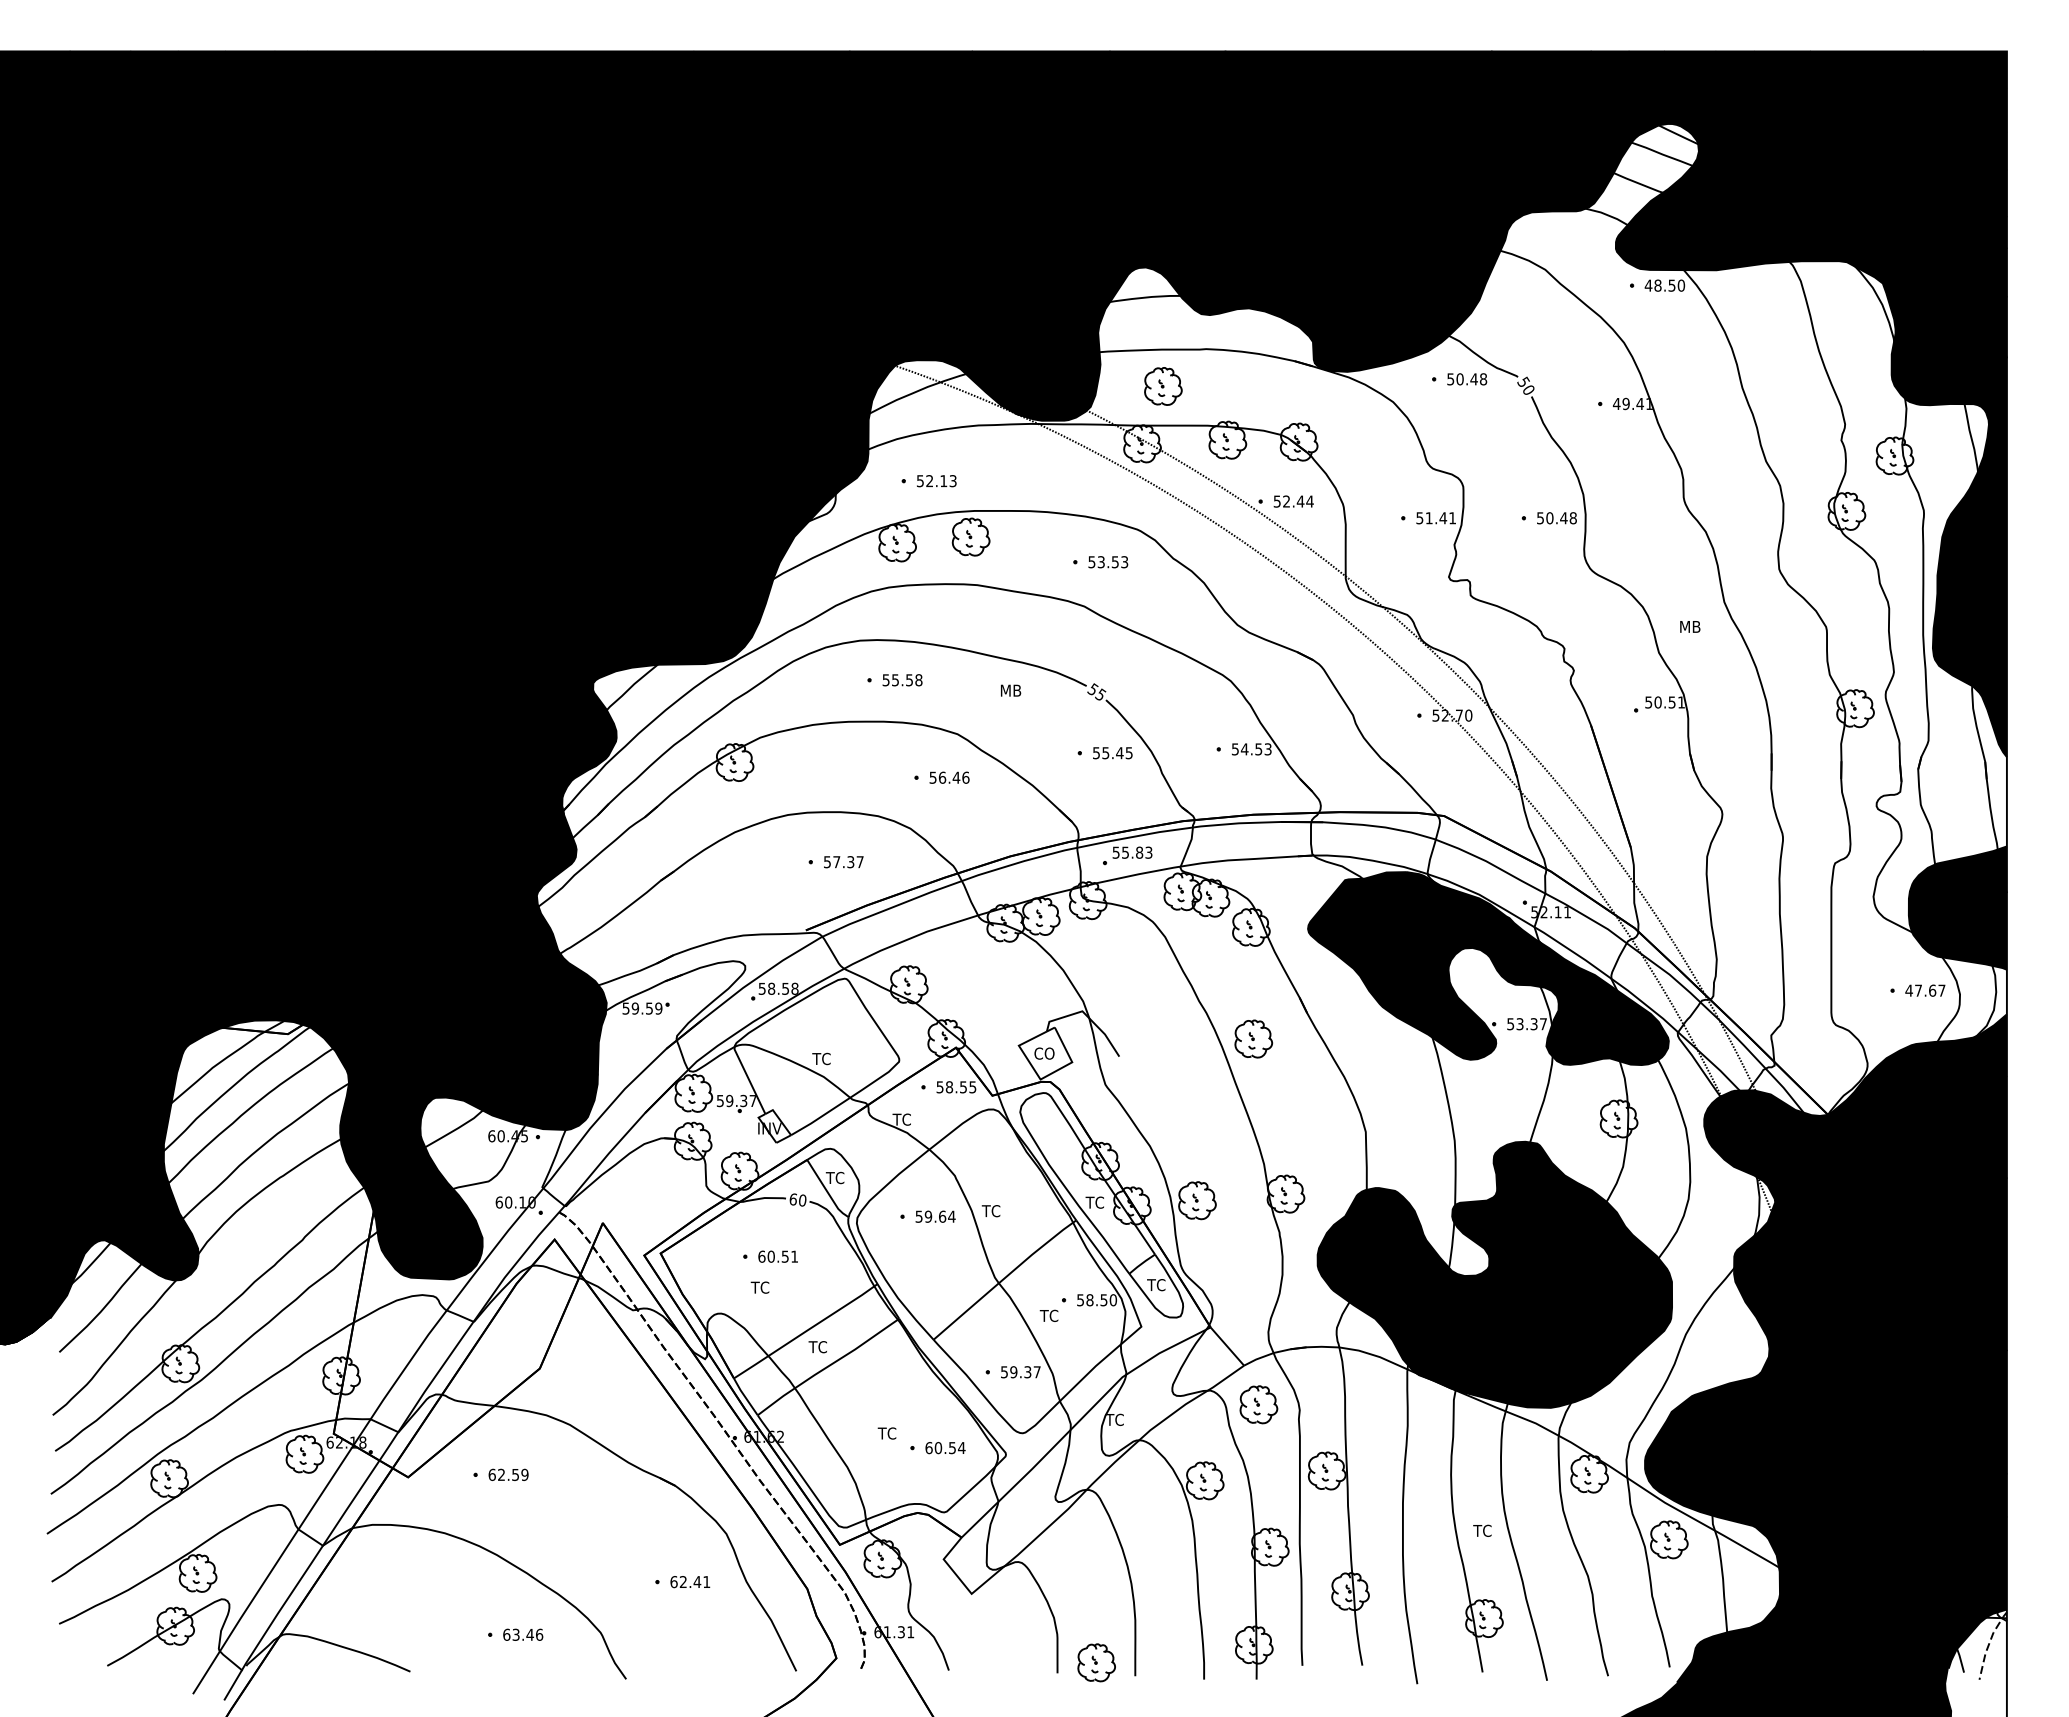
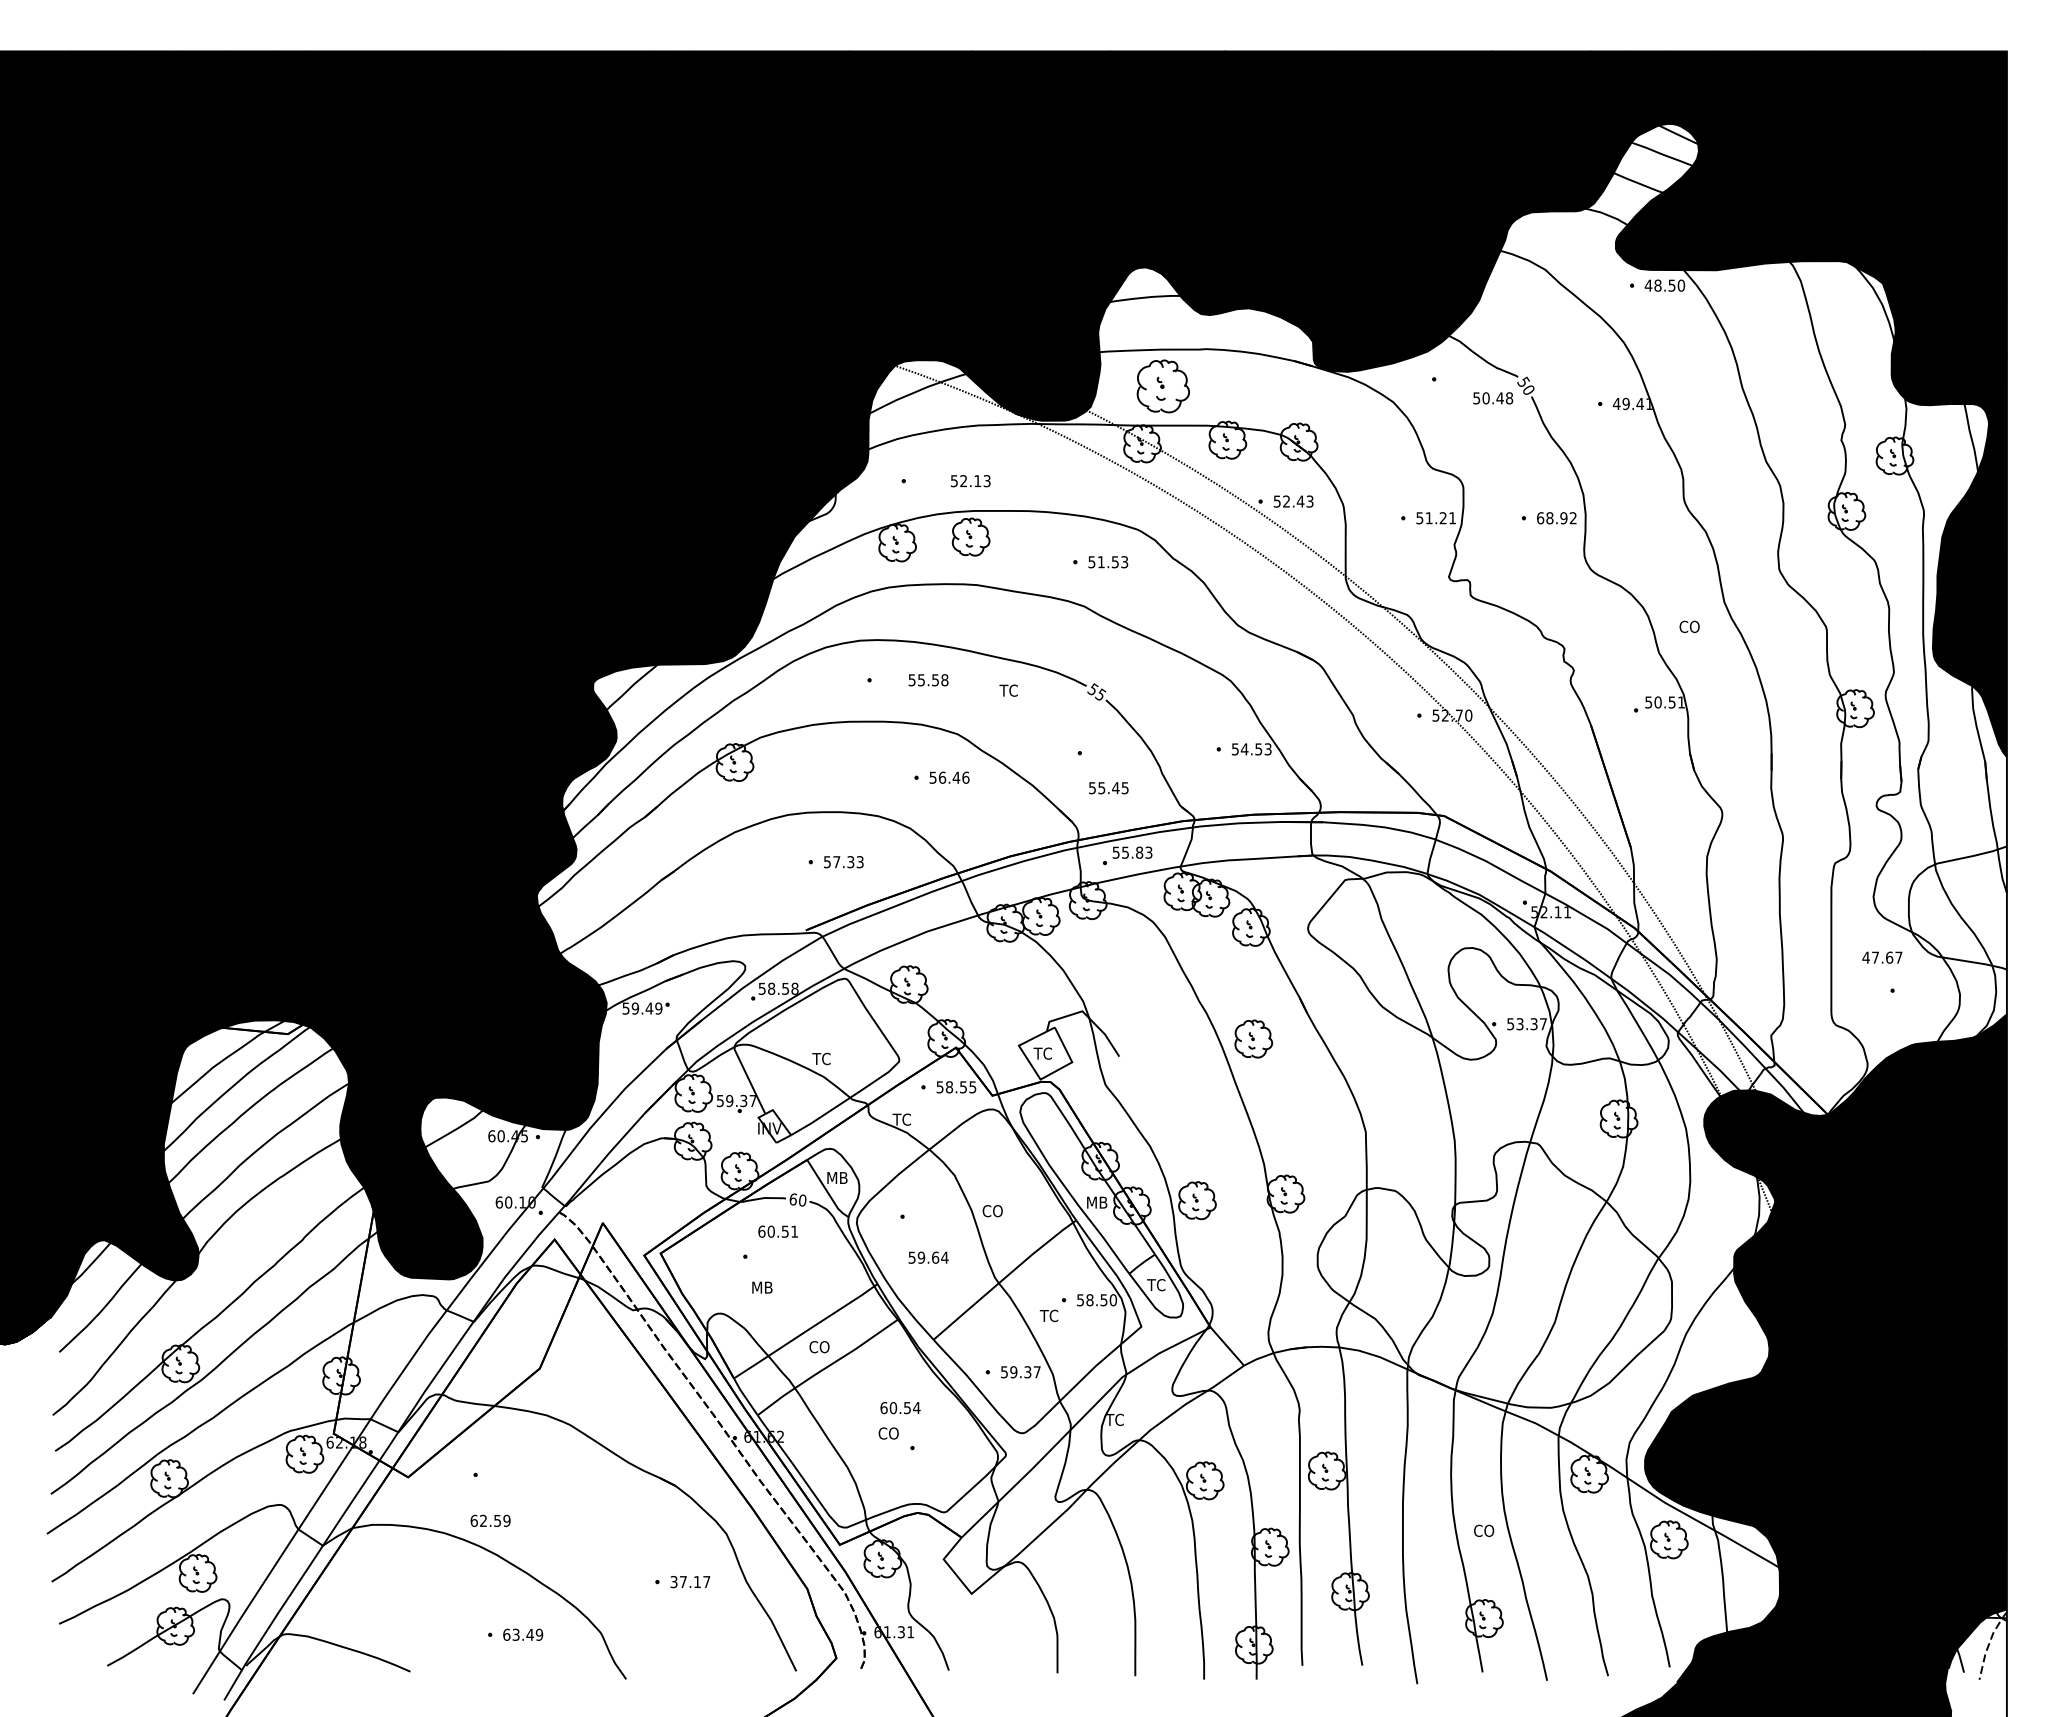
text position: (1467, 379) -> (1493, 398) (1493, 398)
part size: 39x39 px -> 54x55 px (1162, 386)
text position: (936, 481) -> (970, 481) (970, 481)
text: 52.44 -> 52.43 (1309, 501)
text: 51.41 -> 51.21 (1443, 518)
text: 50.48 -> 68.92 (1556, 518)
text: 53.53 -> 51.53 (1100, 562)
text: MB -> CO (1689, 626)
text position: (902, 680) -> (928, 680) (928, 680)
text: MB -> TC (1010, 690)
text position: (1112, 753) -> (1108, 788) (1108, 788)
text: 57.37 -> 57.33 (859, 862)
fill: present -> none (1957, 907)
fill: present -> none (1488, 968)
text position: (1925, 990) -> (1882, 957) (1882, 957)
text: 59.59 -> 59.49 (649, 1008)
text: CO -> TC (1043, 1053)
text: TC -> MB (836, 1177)
text: TC -> MB (1096, 1202)
text: TC -> CO (991, 1211)
text position: (935, 1216) -> (928, 1257) (928, 1257)
text position: (777, 1256) -> (777, 1231) (777, 1231)
fill: present -> none (1494, 1274)
text: TC -> MB (761, 1287)
text: TC -> CO (818, 1347)
part: present -> none (1258, 1404)
text: TC -> CO (887, 1433)
text position: (945, 1448) -> (900, 1408) (900, 1408)
text position: (508, 1474) -> (490, 1520) (490, 1520)
text: TC -> CO (1483, 1530)
text: 62.41 -> 37.17 (690, 1582)
text: 63.46 -> 63.49 (539, 1634)
part: present -> none (1096, 1662)
